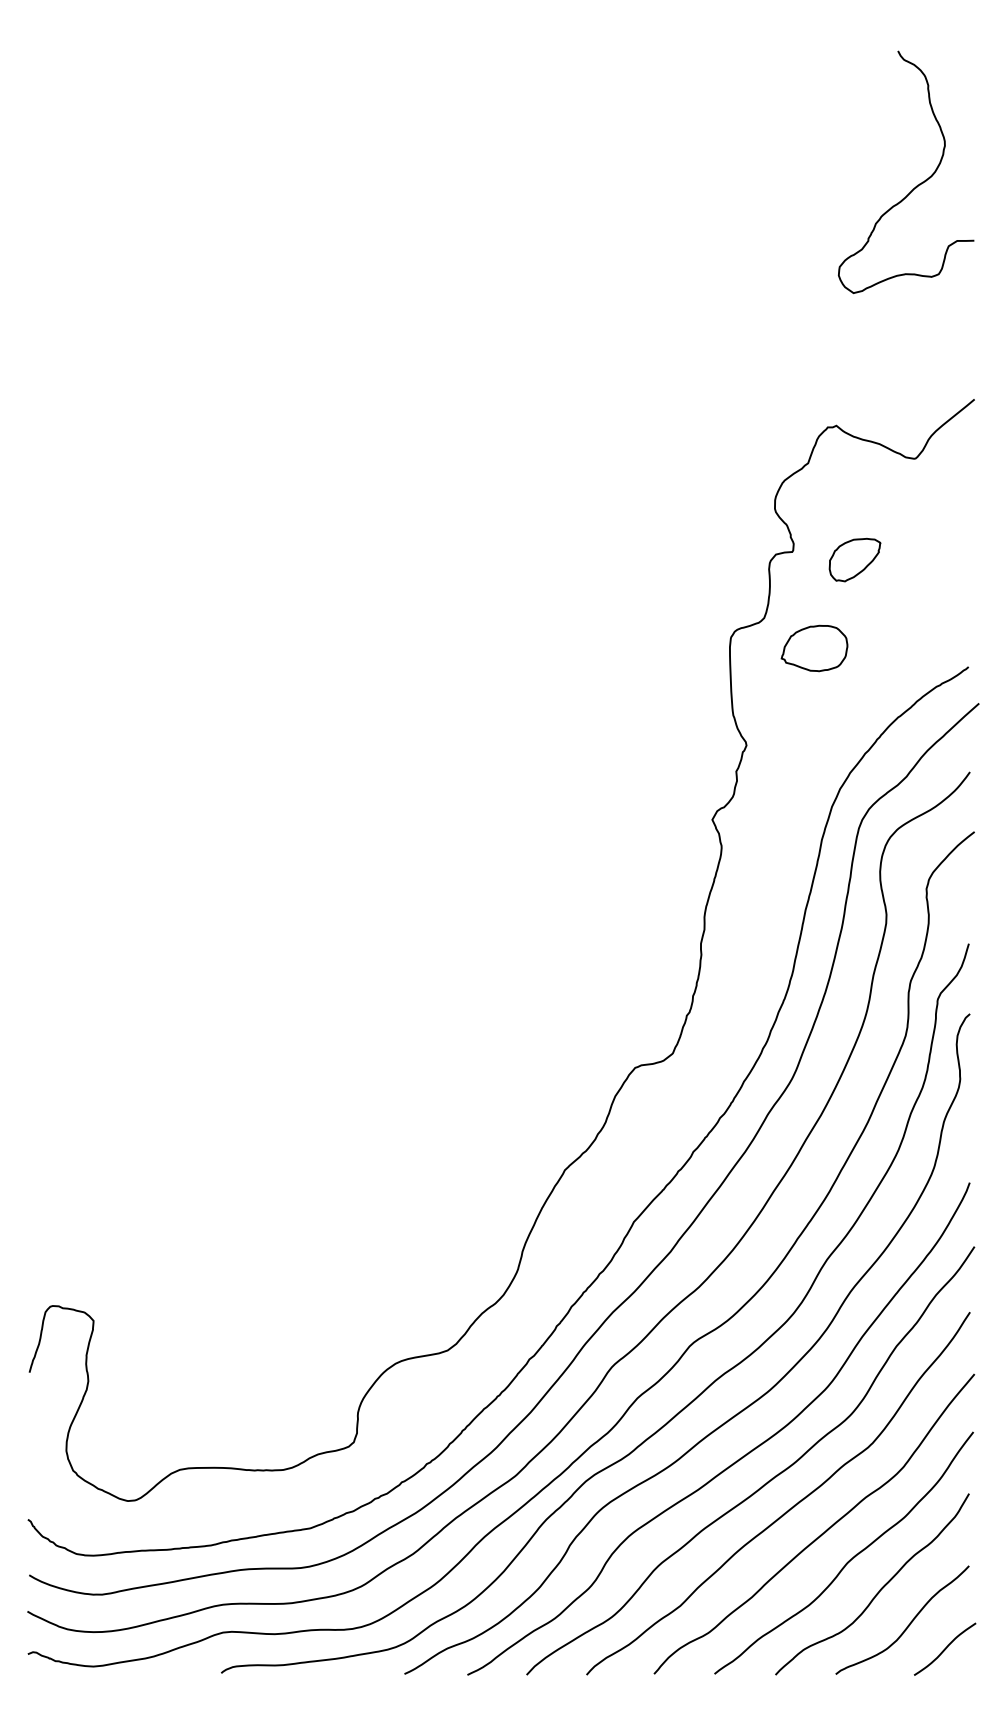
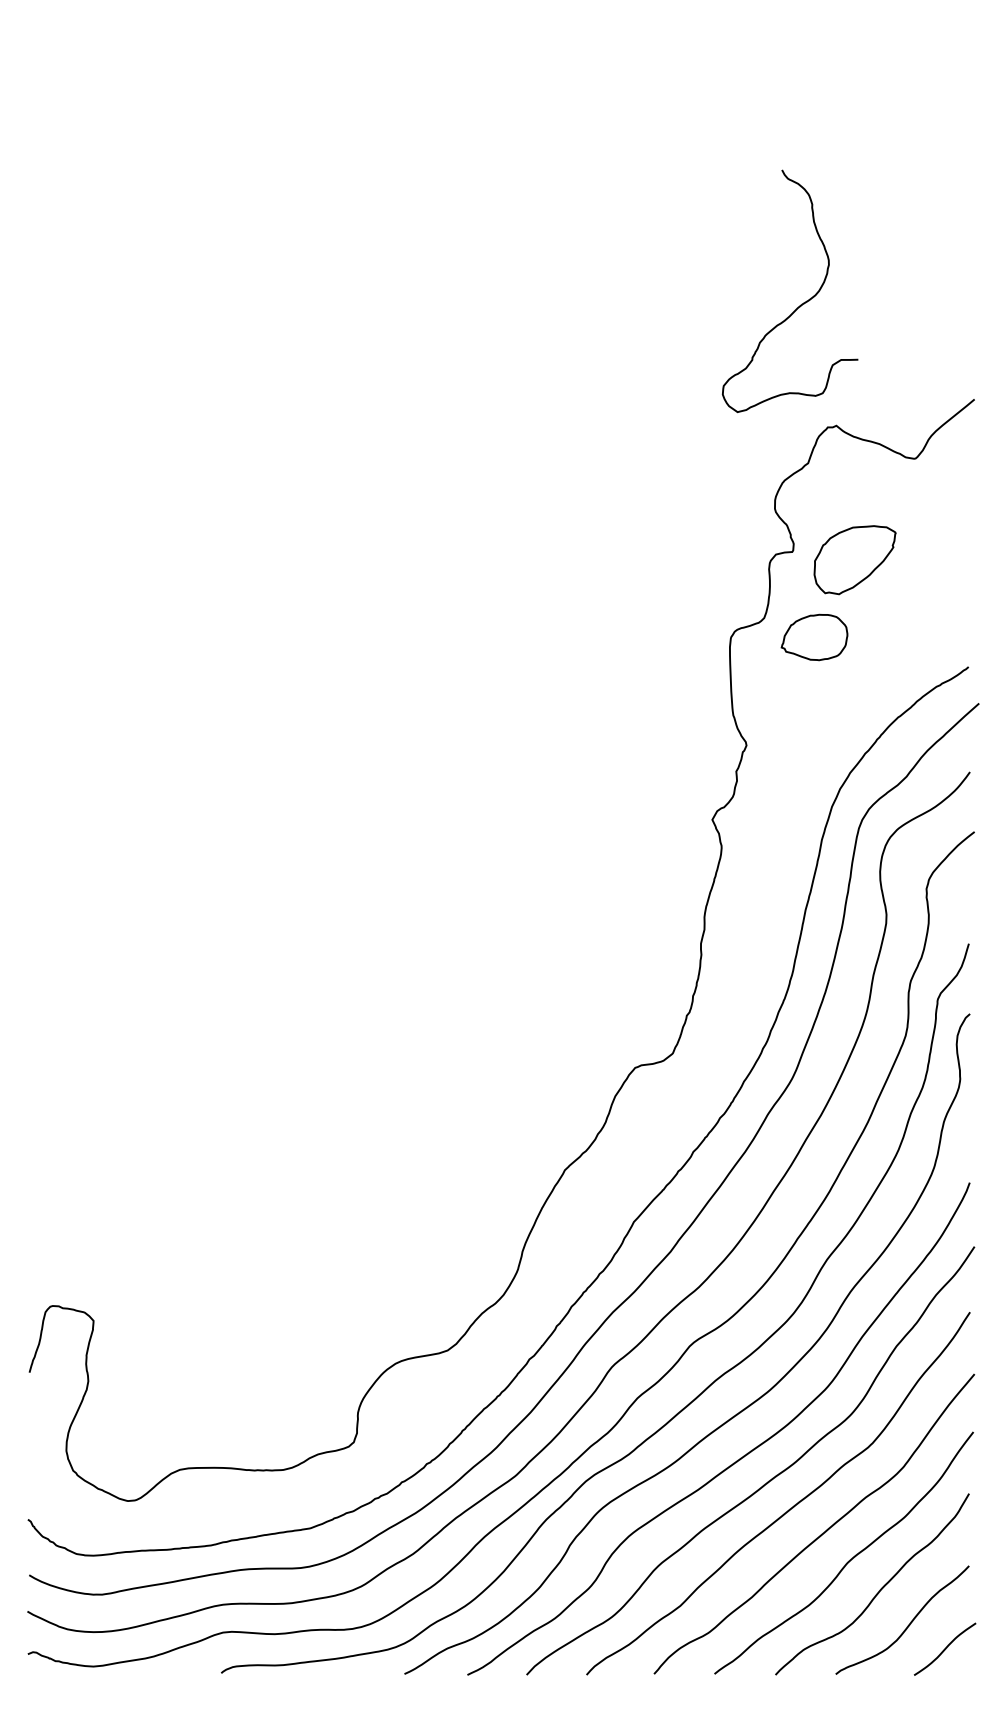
curve position: (916, 185) -> (800, 304) (800, 304)
part size: 54x46 px -> 84x71 px (854, 560)
part position: (814, 648) -> (814, 637) (814, 637)
